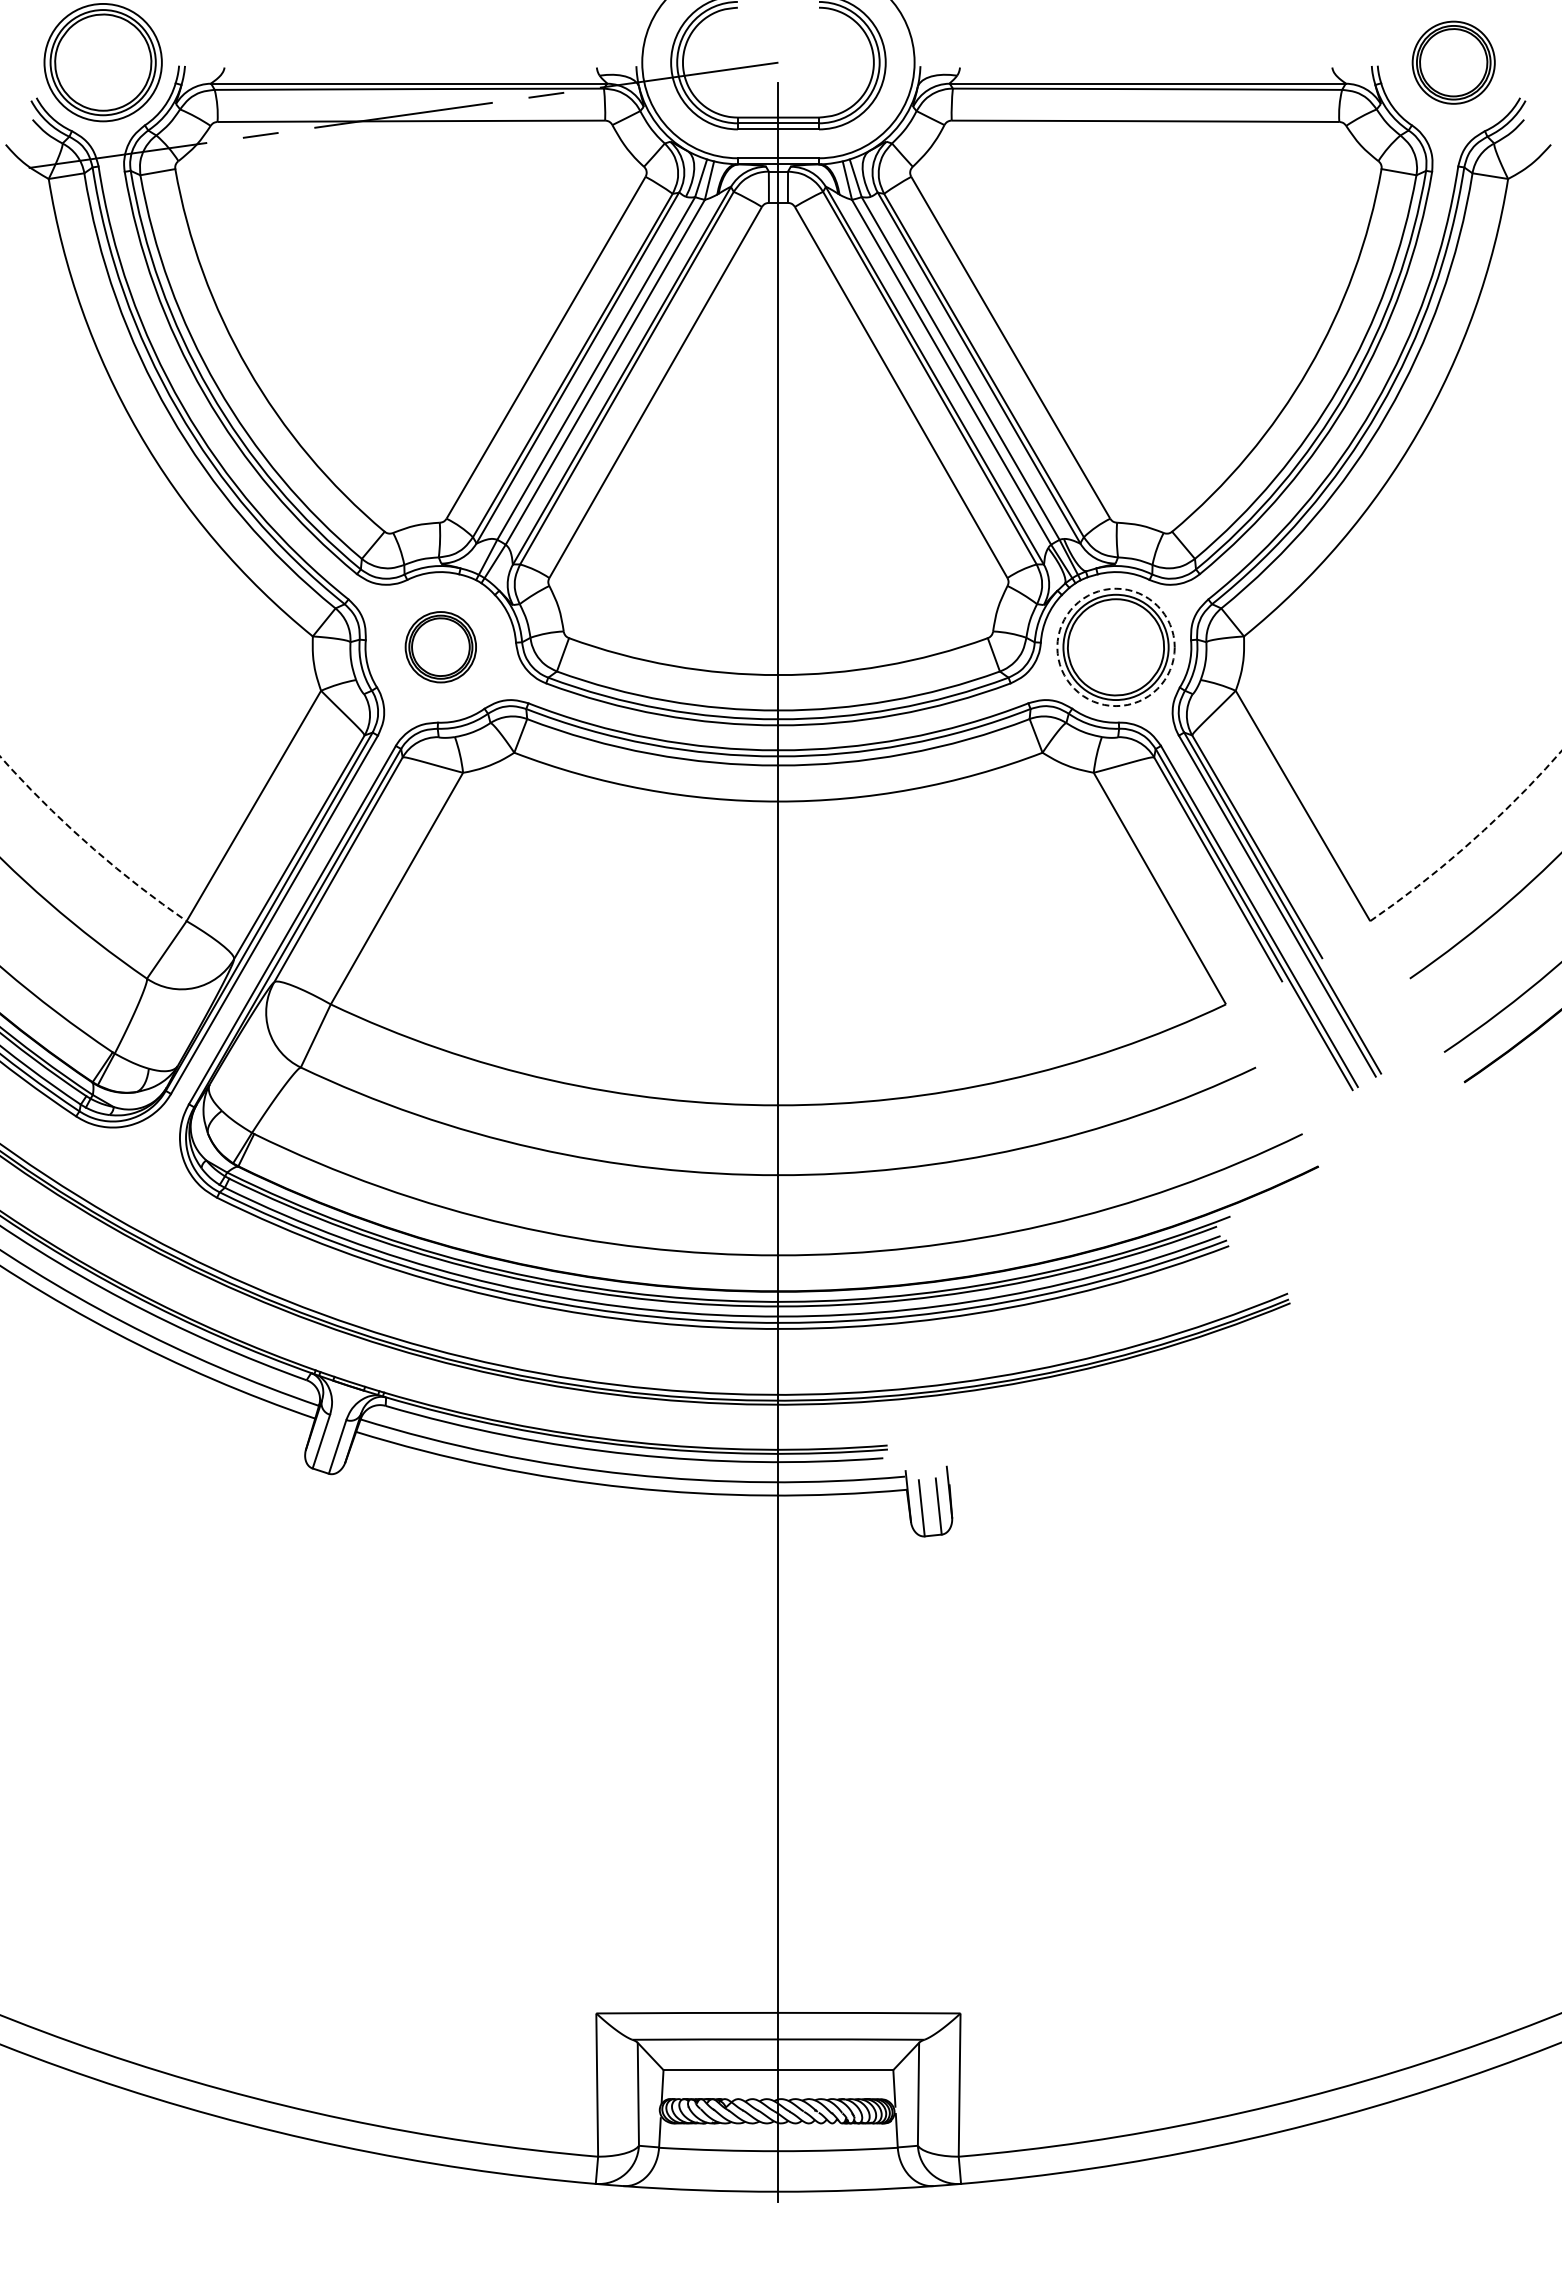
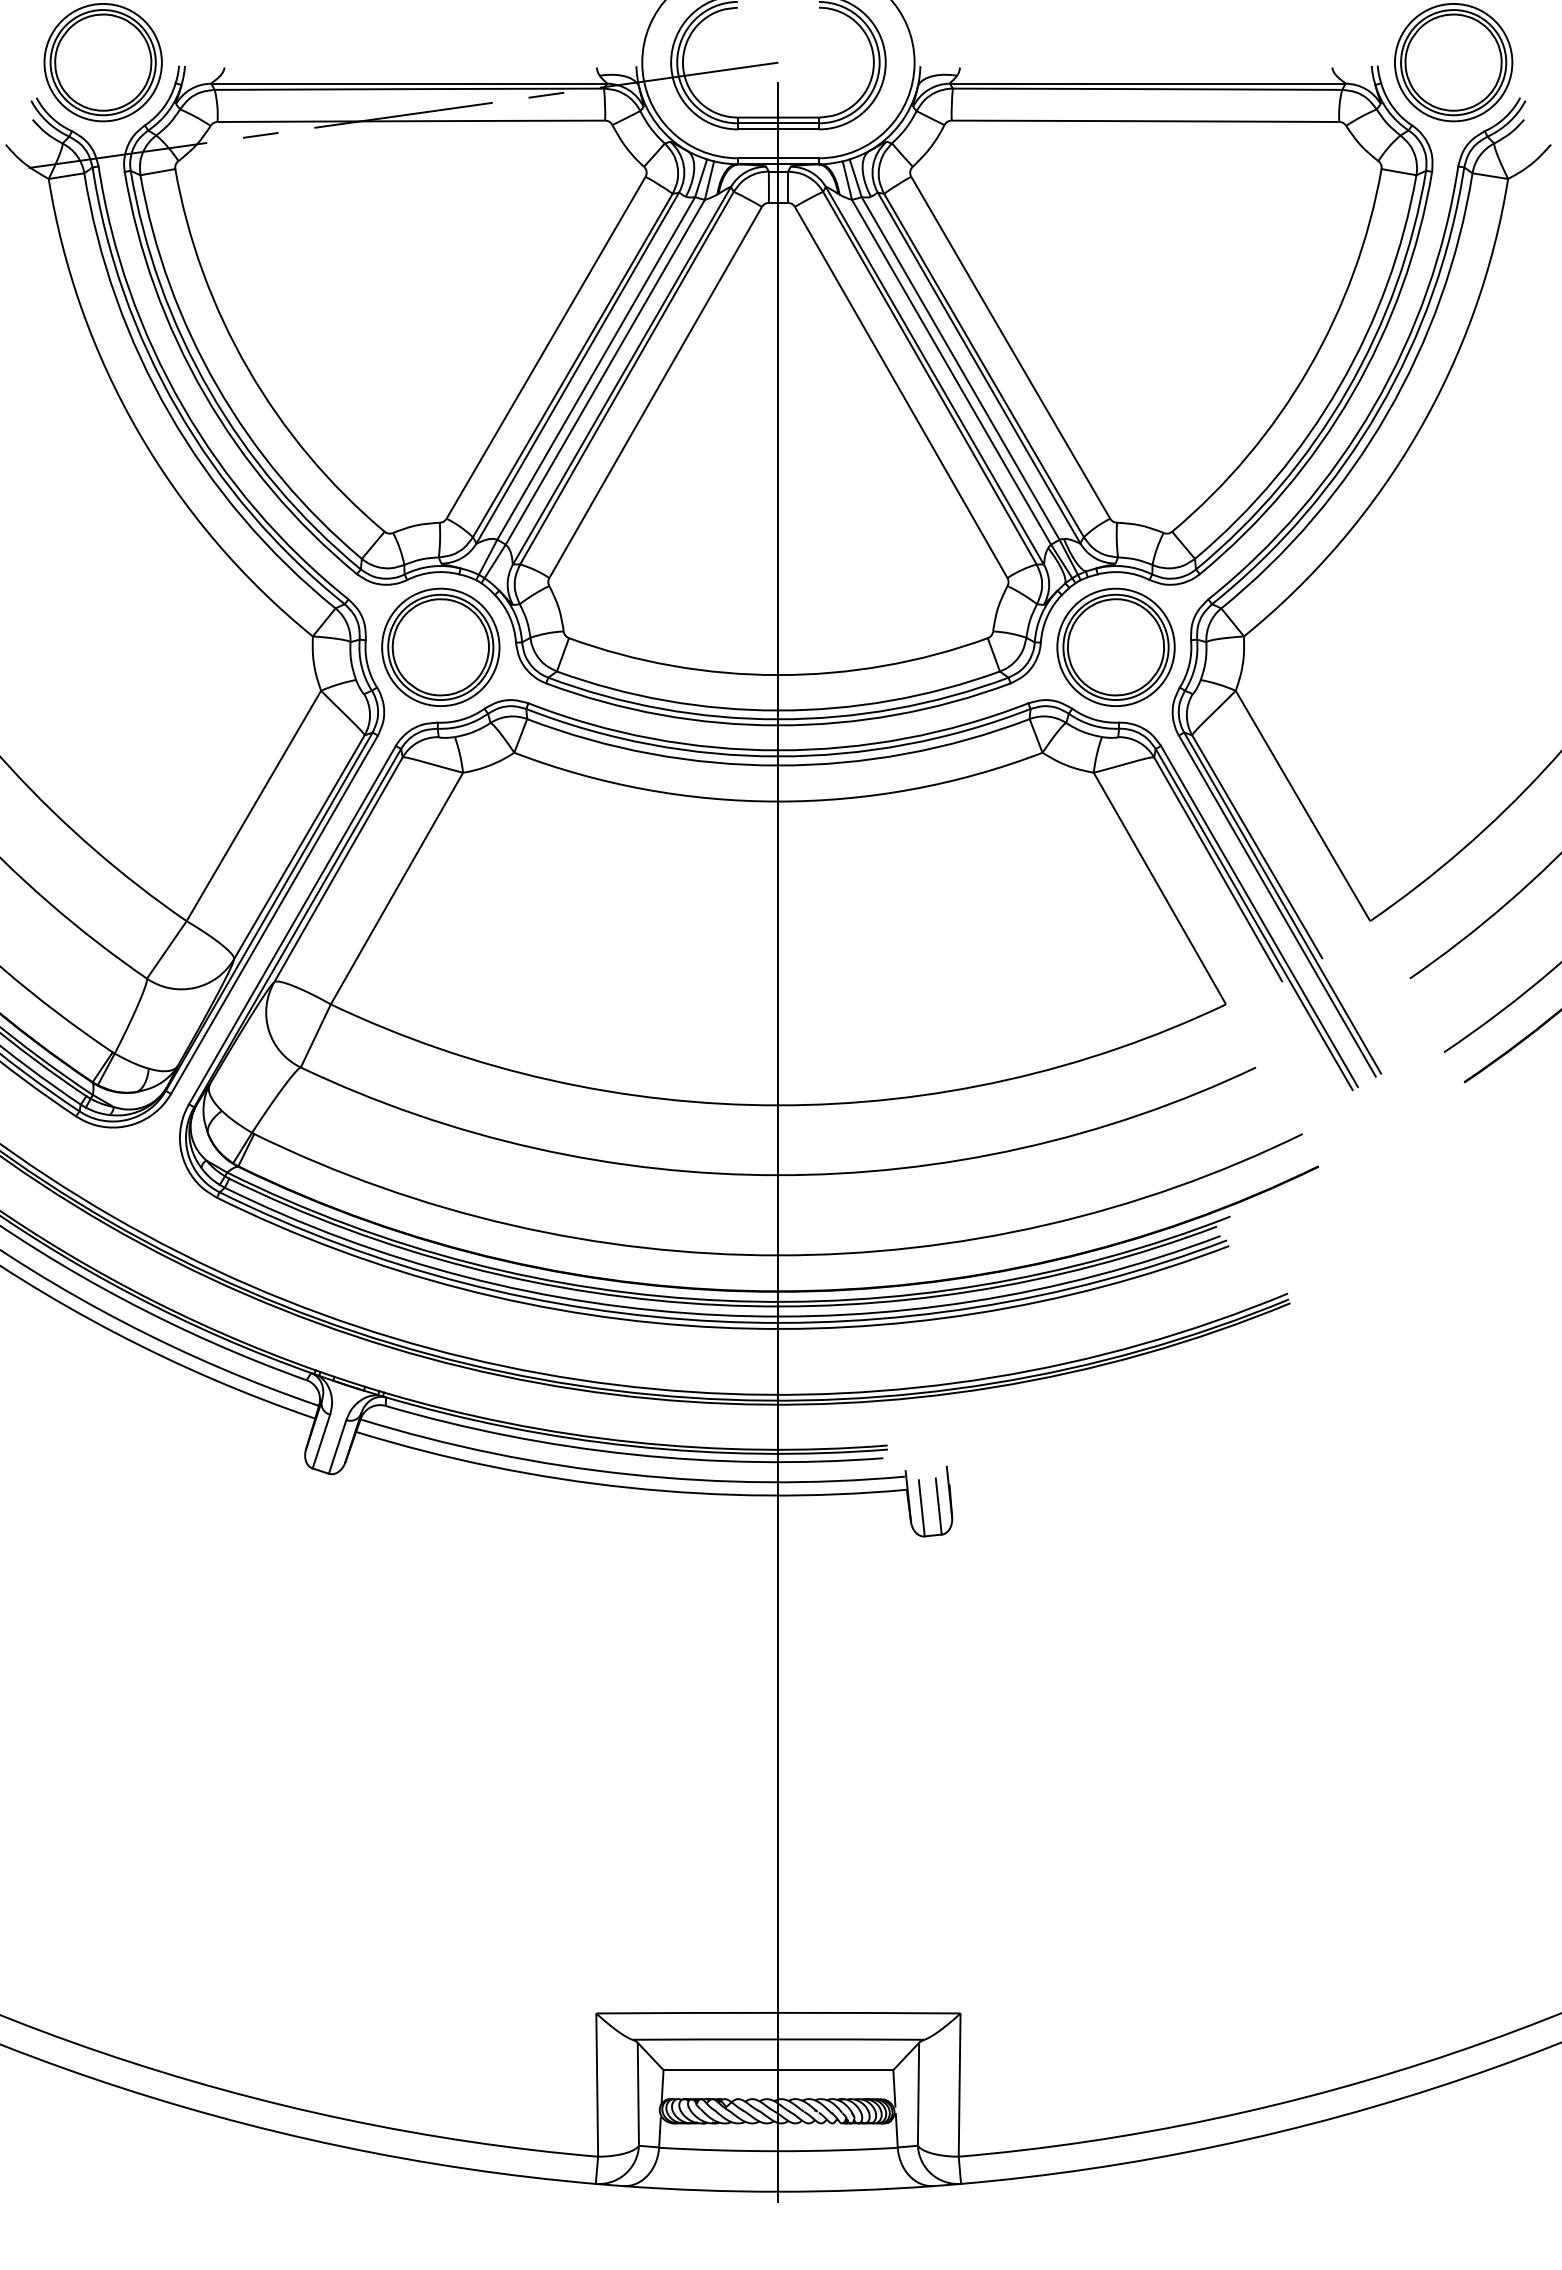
part size: 85x85 px -> 120x120 px (1453, 62)
part size: 73x73 px -> 120x120 px (440, 646)
circle: dashed -> solid (1115, 647)
arc: dashed -> solid (1470, 842)
arc: dashed -> solid (89, 845)
